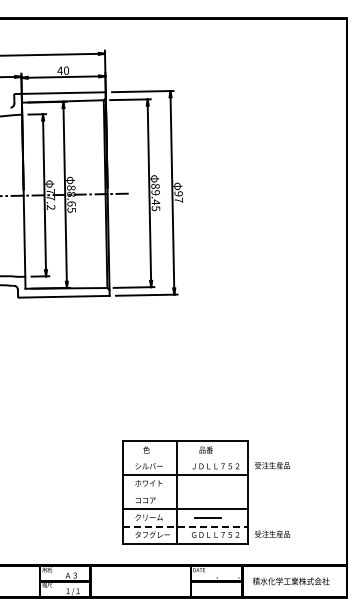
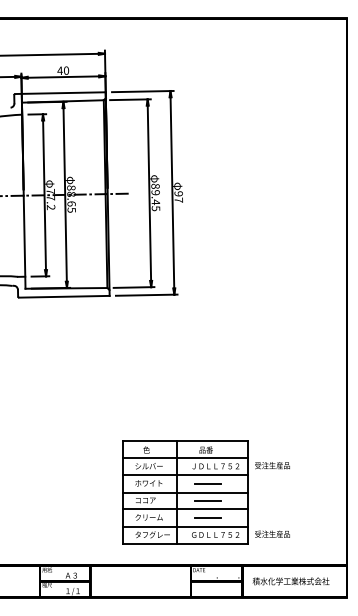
line: none -> present (184, 458)
line: none -> present (207, 483)
line: none -> present (184, 492)
line: none -> present (207, 501)
line: dashed -> solid (185, 526)
